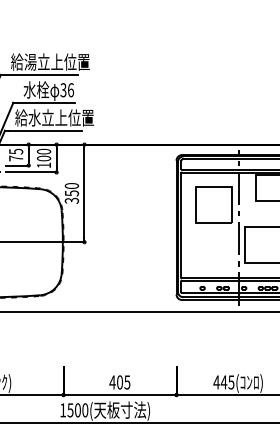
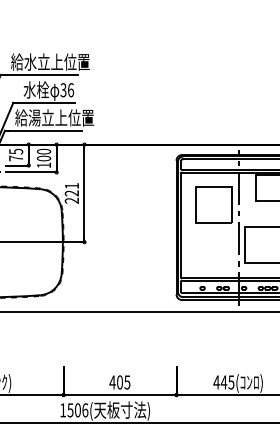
text: 給湯立上位置 -> 給水立上位置 (30, 61)
text: 給水立上位置 -> 給湯立上位置 (34, 117)
text: 350 -> 221 (71, 193)
text: 1500( -> 1506( (85, 410)
